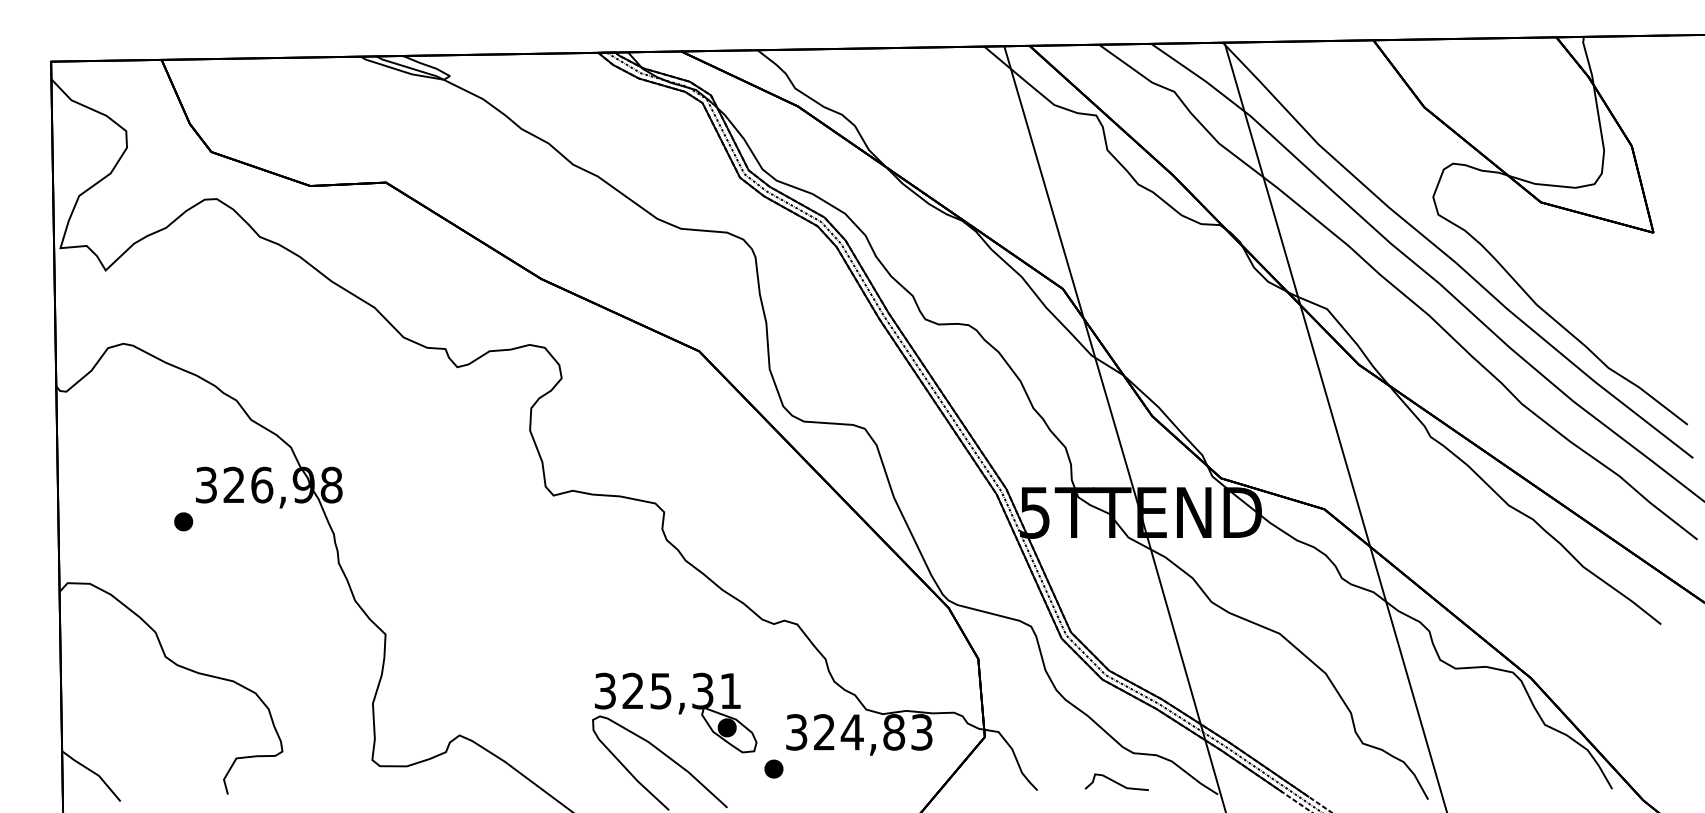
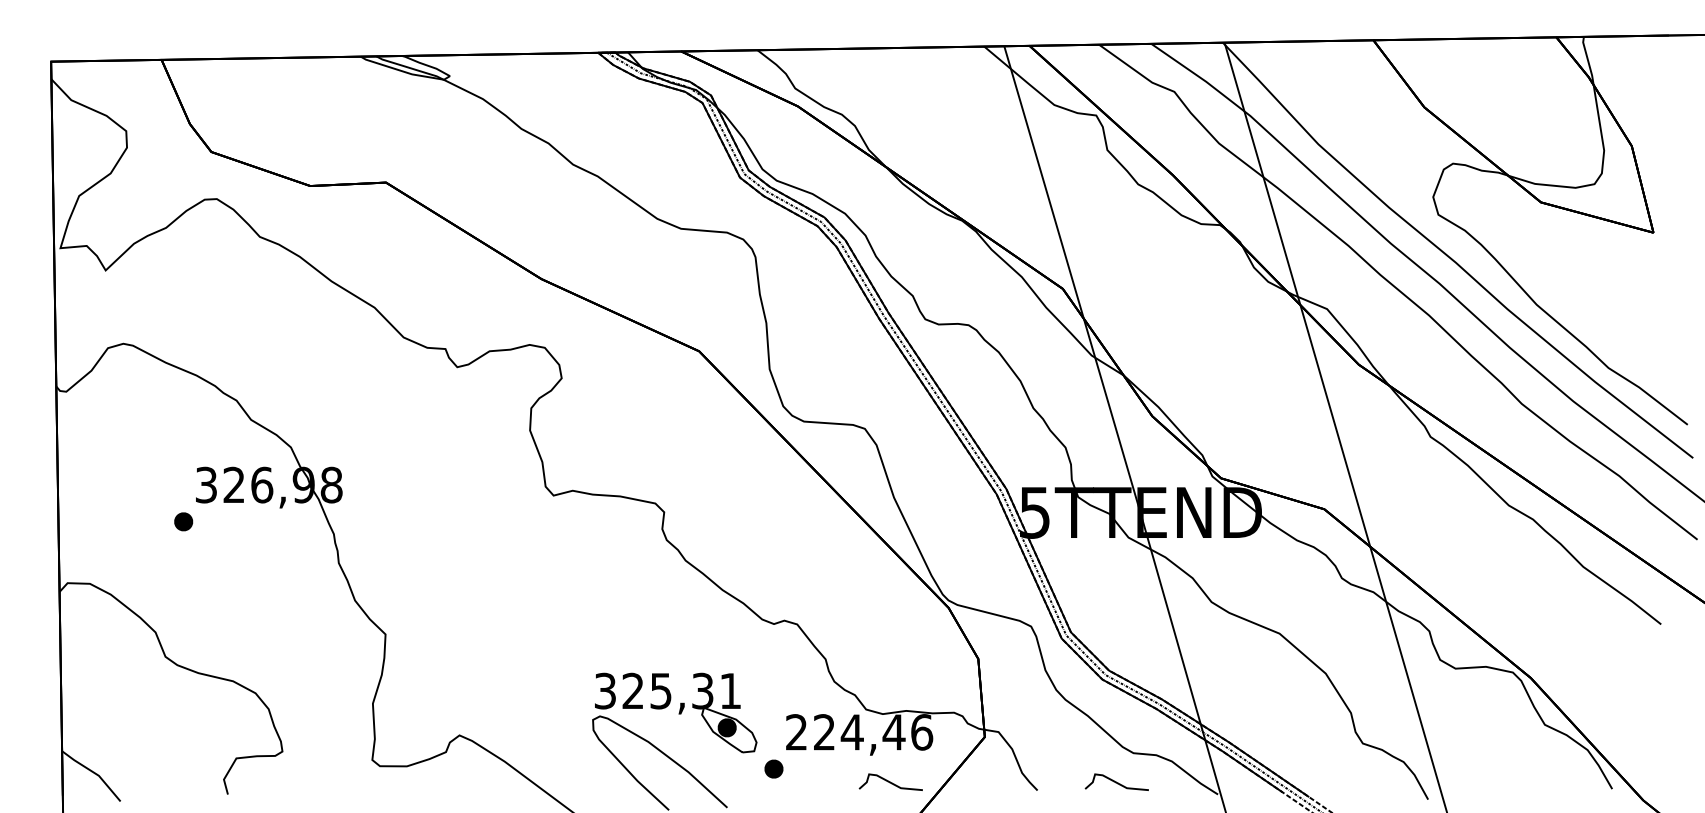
text: 324,83 -> 224,46 (859, 732)
curve: none -> present (890, 781)
